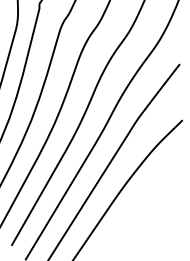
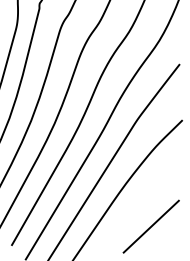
line: none -> present (150, 226)
